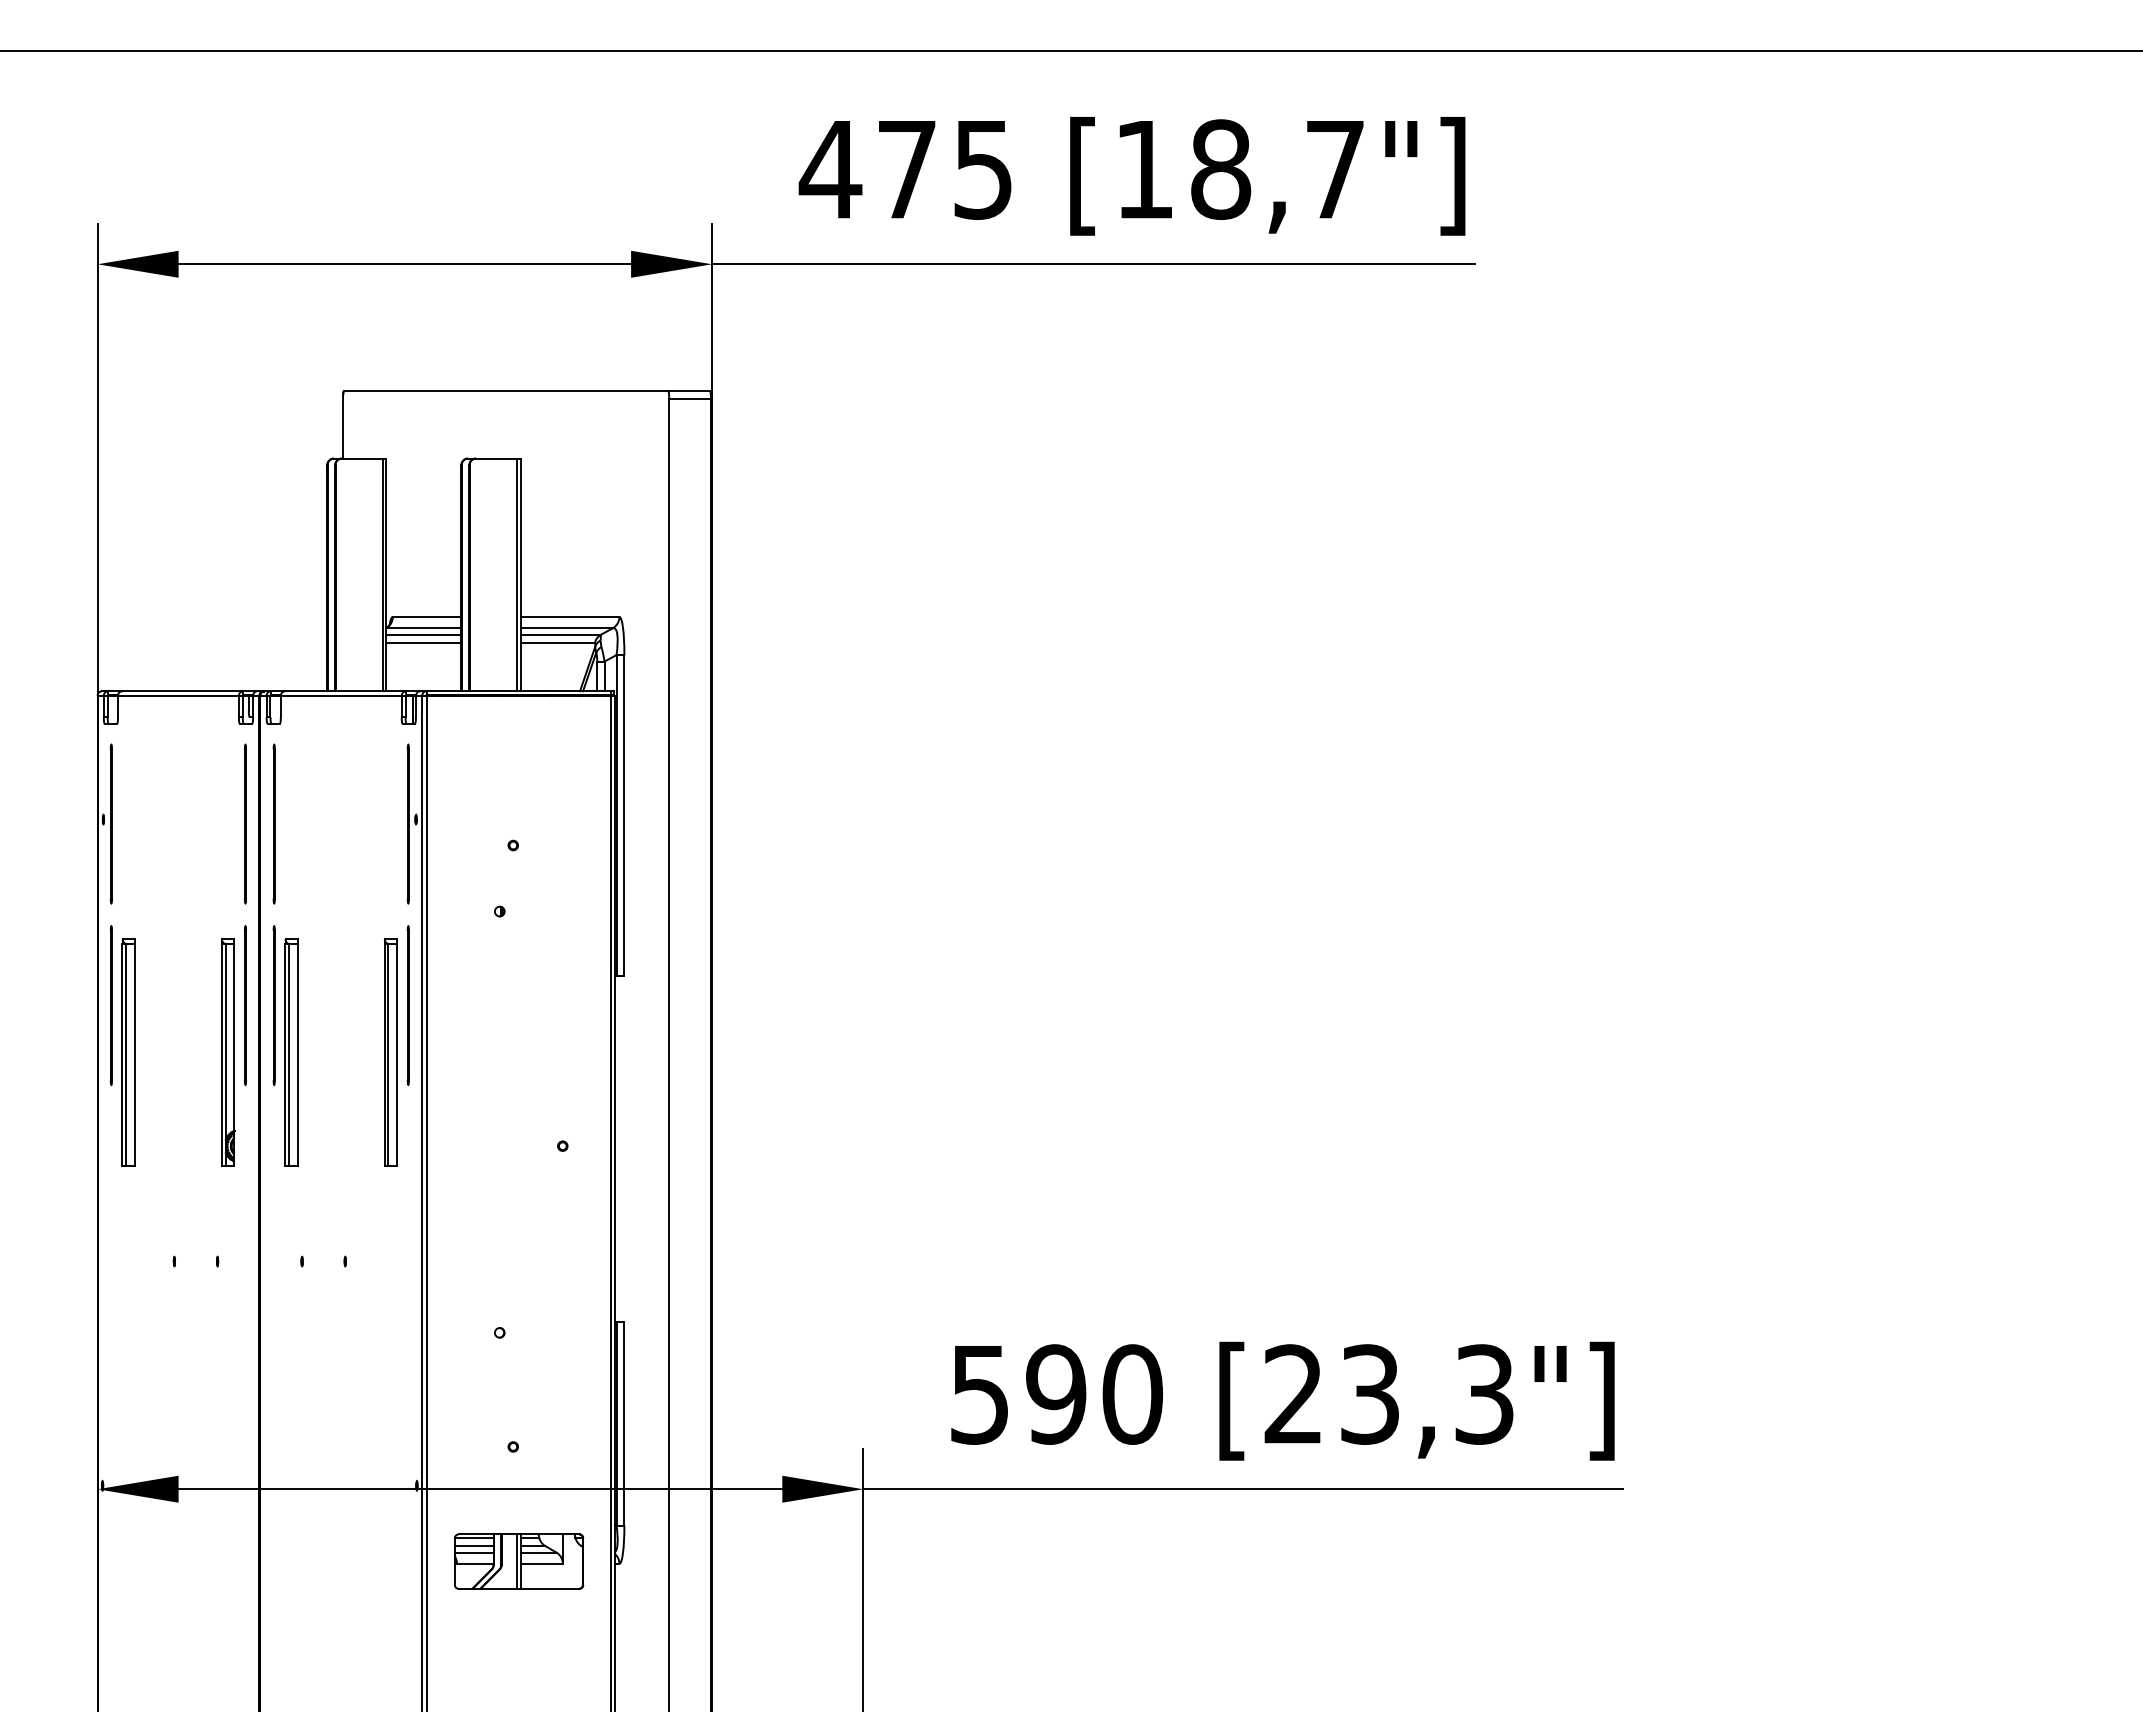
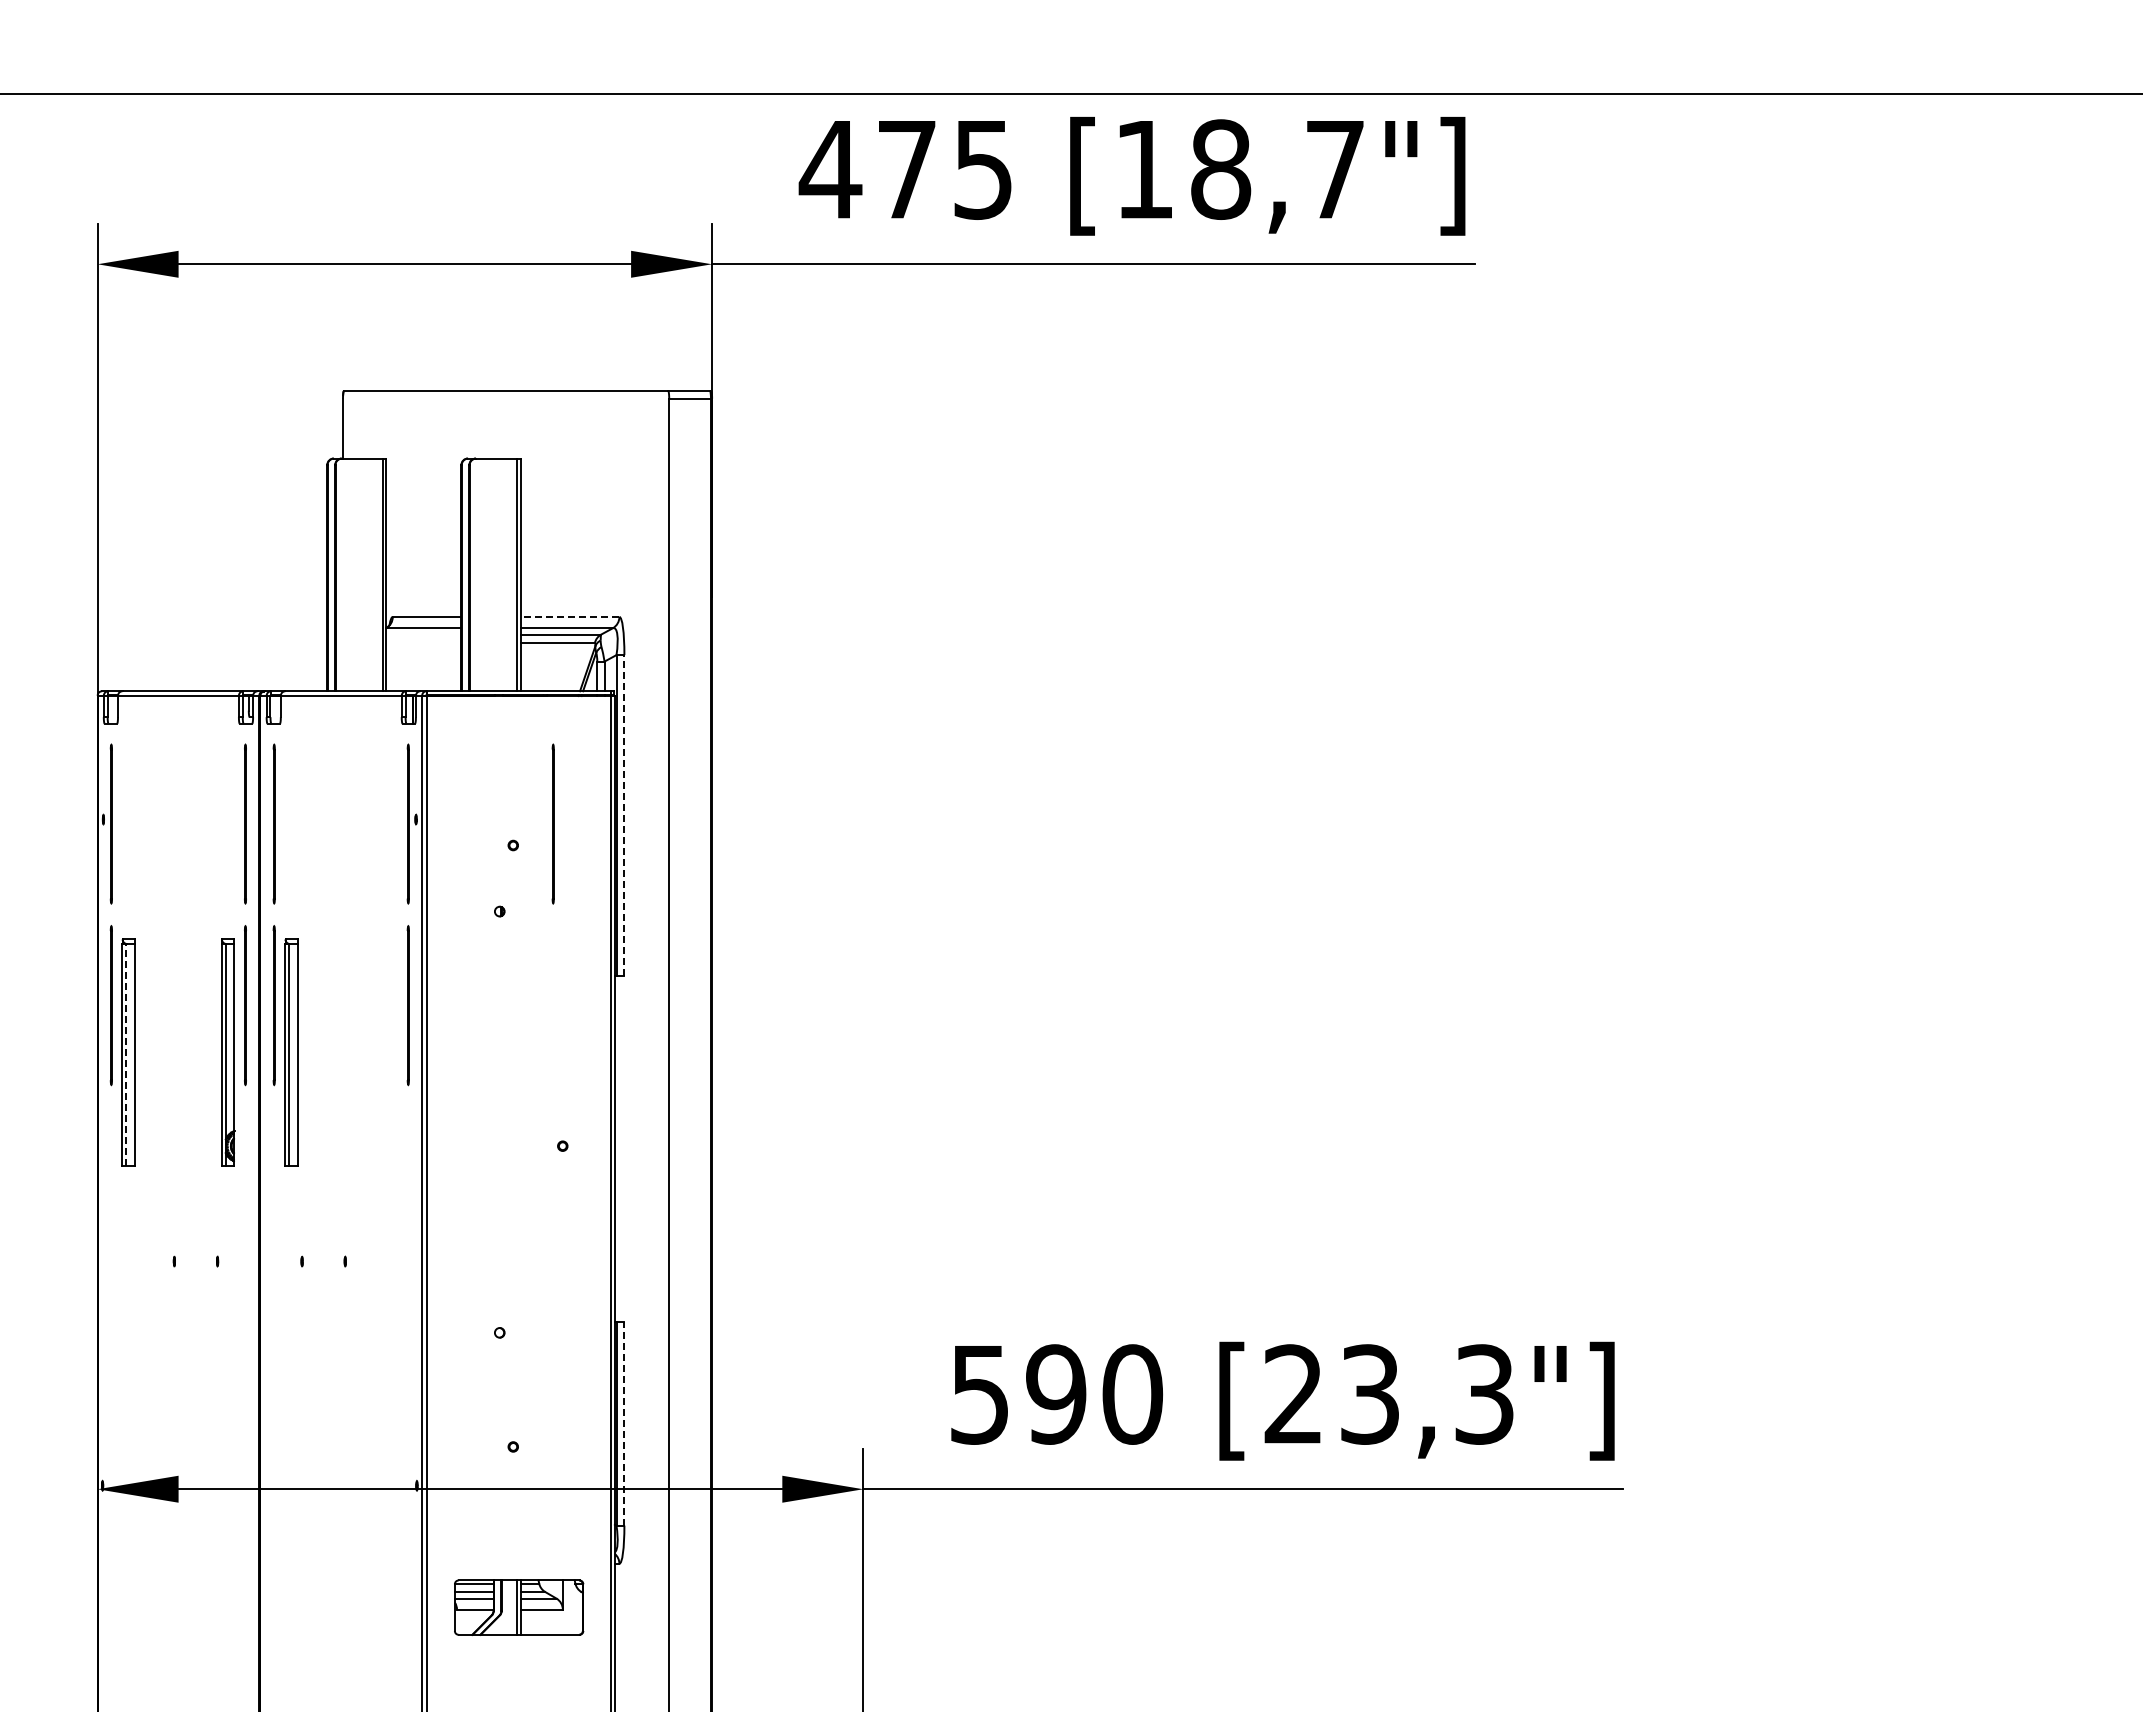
line position: (1070, 51) -> (1070, 94) (1070, 94)
line: solid -> dashed (569, 616)
line: present -> none (423, 634)
line: present -> none (423, 643)
line: solid -> dashed (624, 815)
line: none -> present (552, 823)
part: present -> none (390, 1052)
line: solid -> dashed (126, 1054)
line: solid -> dashed (624, 1423)
part position: (519, 1561) -> (519, 1607) (519, 1607)
